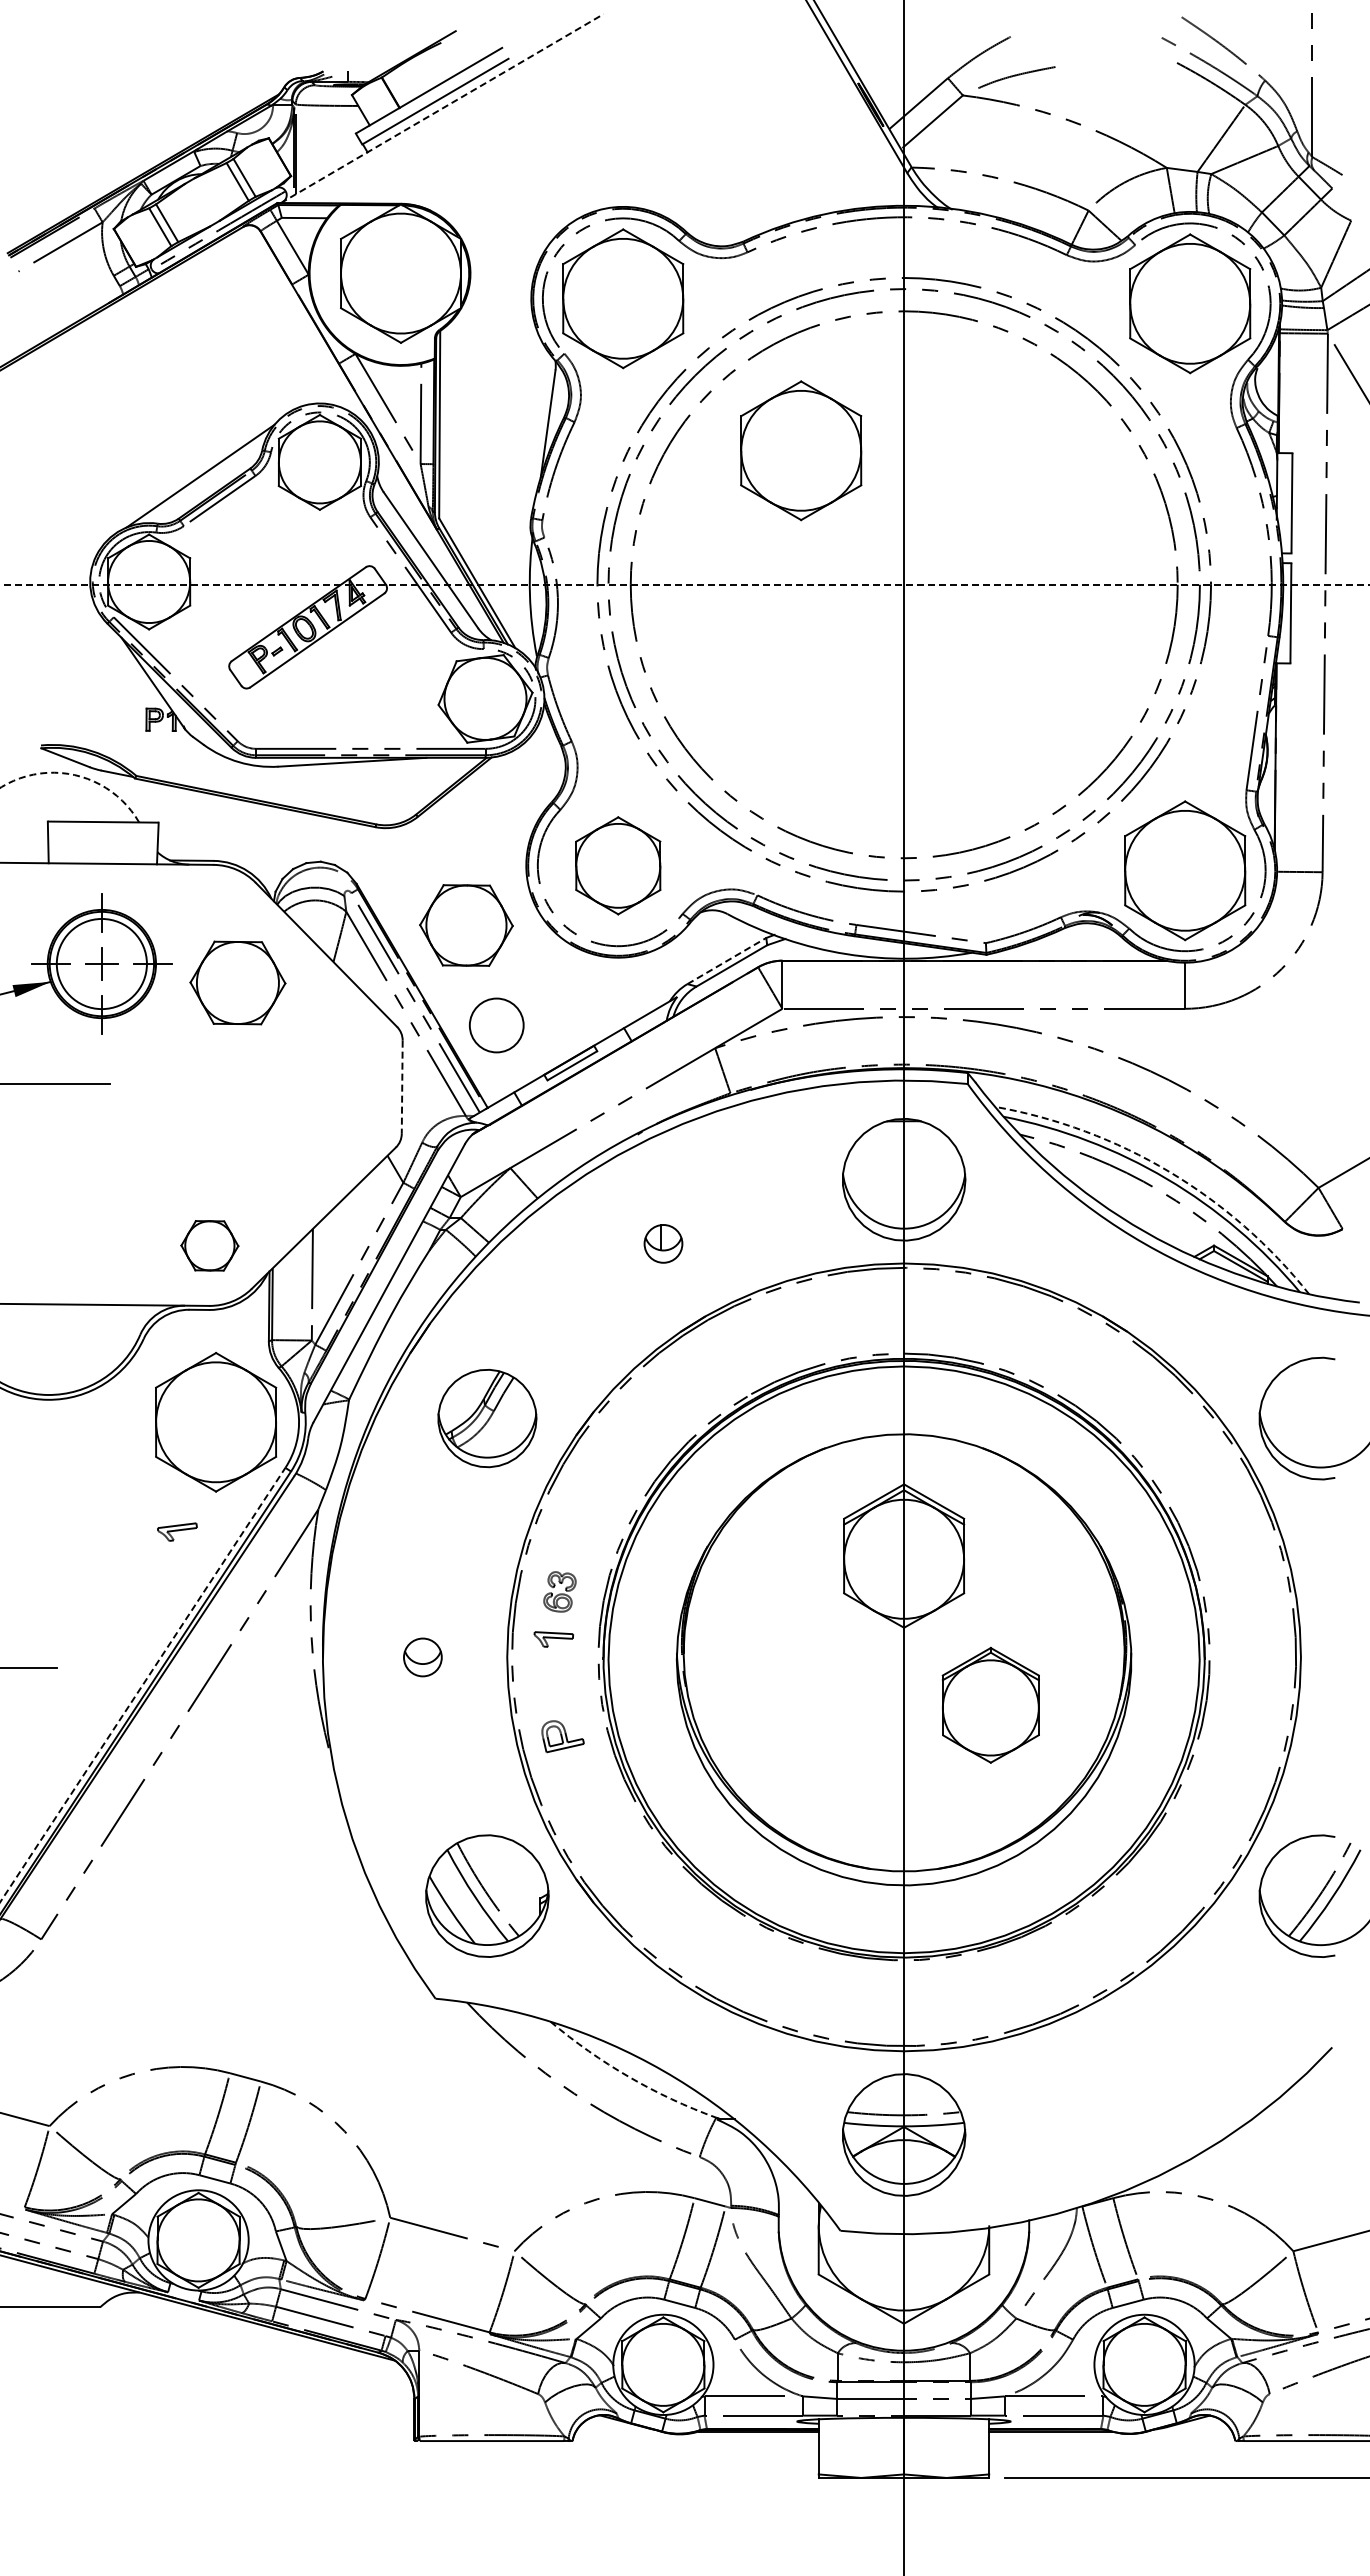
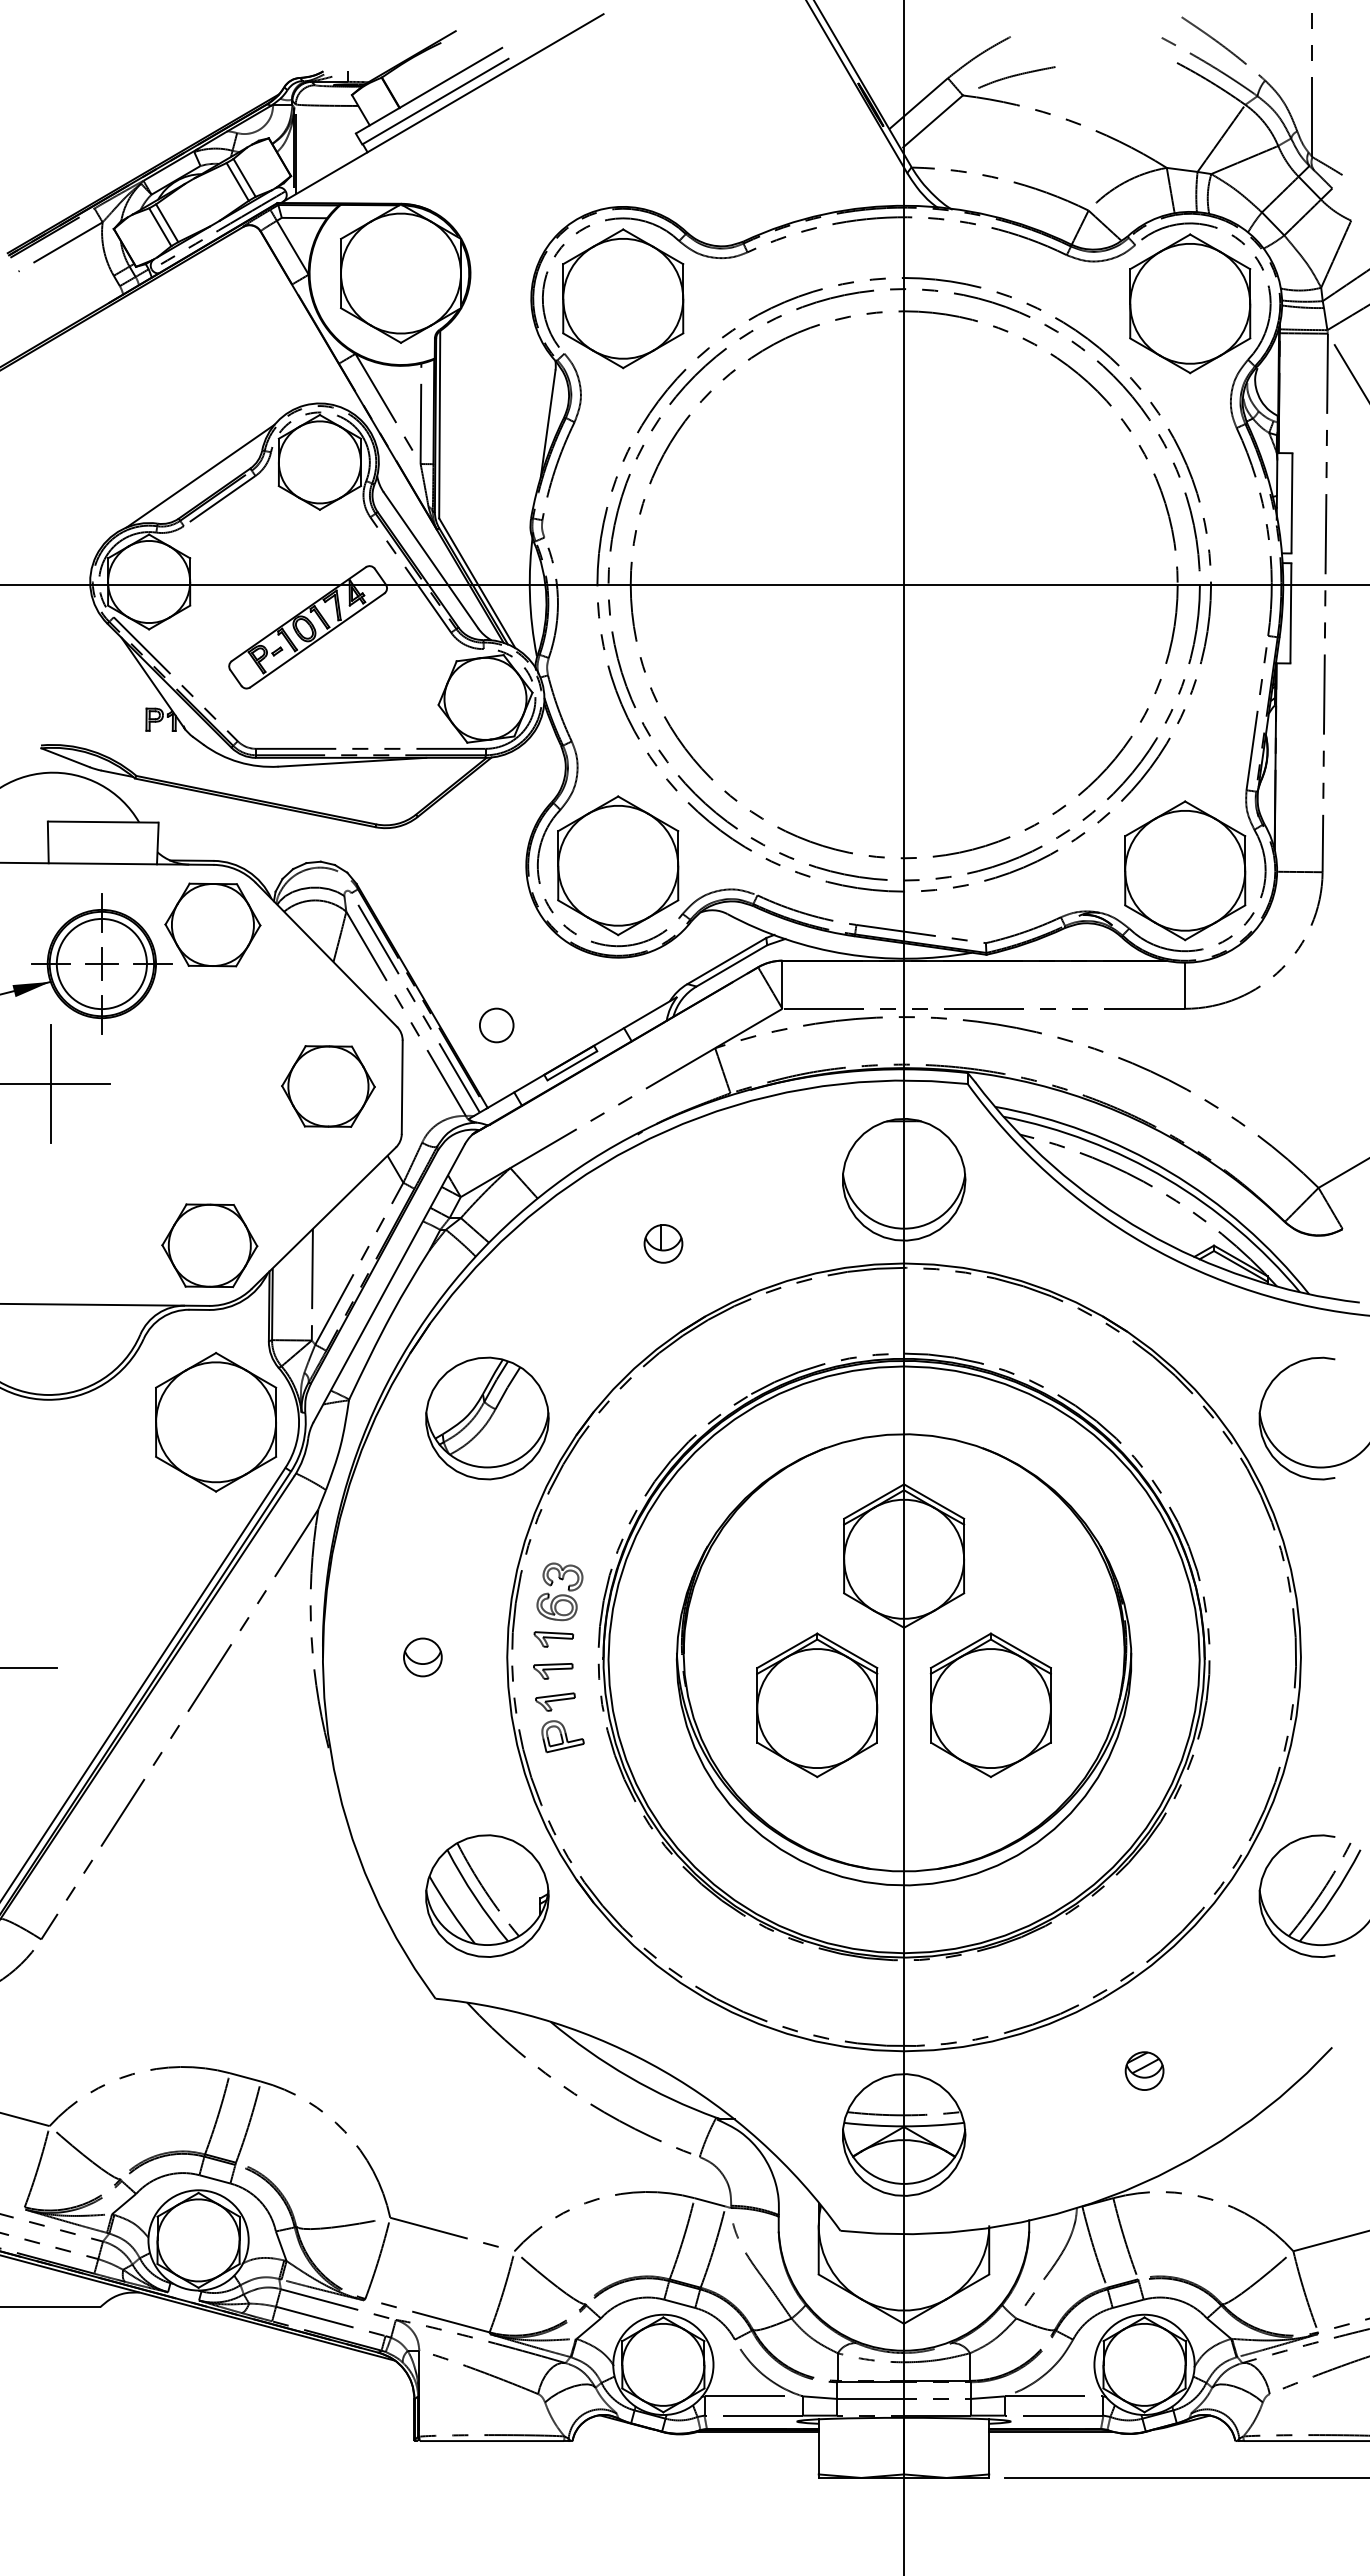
line: dashed -> solid (442, 108)
part: present -> none (801, 450)
line: dashed -> solid (685, 584)
arc: dashed -> solid (76, 775)
part size: 87x100 px -> 123x142 px (618, 865)
part position: (466, 925) -> (328, 1086) (328, 1086)
line: dashed -> solid (726, 961)
part position: (237, 982) -> (212, 924) (212, 924)
circle diameter: 54 px -> 34 px (496, 1025)
line: none -> present (51, 1083)
line: dashed -> solid (402, 1087)
arc: dashed -> solid (1169, 1171)
part size: 60x52 px -> 98x86 px (209, 1245)
part size: 101x101 px -> 125x125 px (487, 1418)
part position: (177, 1531) -> (555, 1701) (555, 1701)
part size: 34x42 px -> 48x60 px (559, 1591)
part: none -> present (553, 1671)
line: dashed -> solid (142, 1685)
part size: 99x118 px -> 123x147 px (990, 1705)
part: none -> present (817, 1705)
part: none -> present (1144, 2070)
arc: dashed -> solid (629, 2077)
